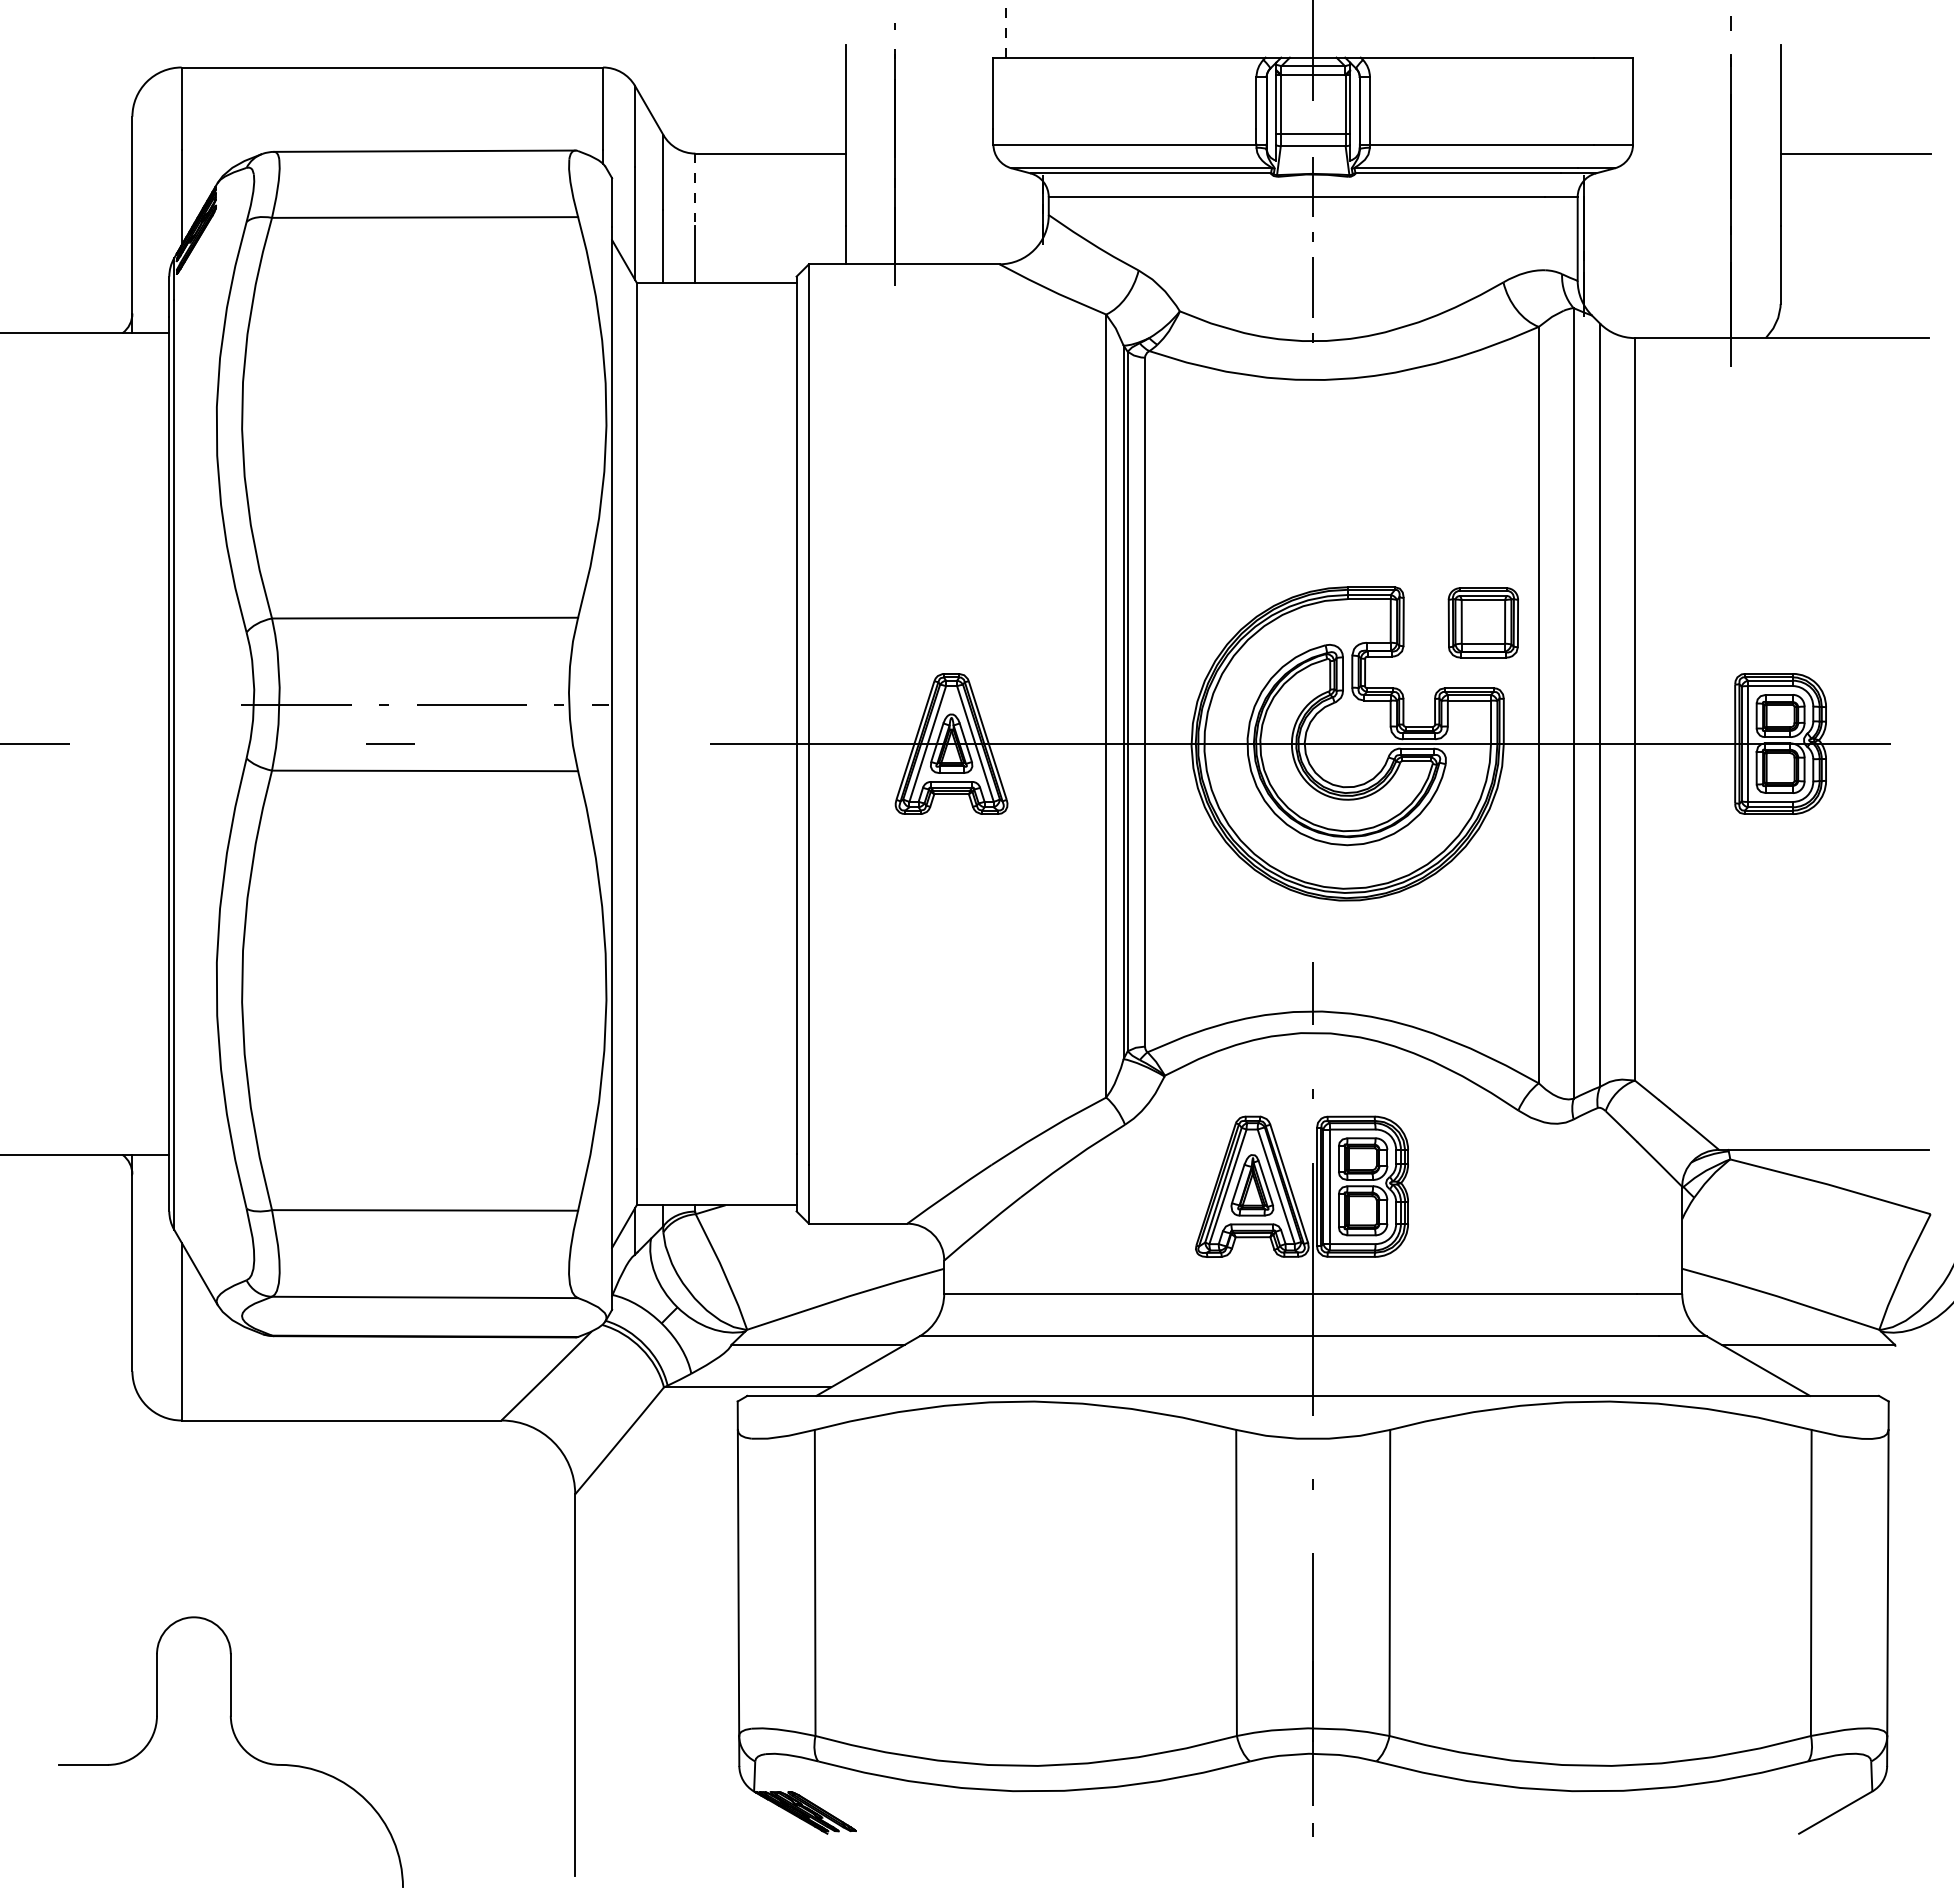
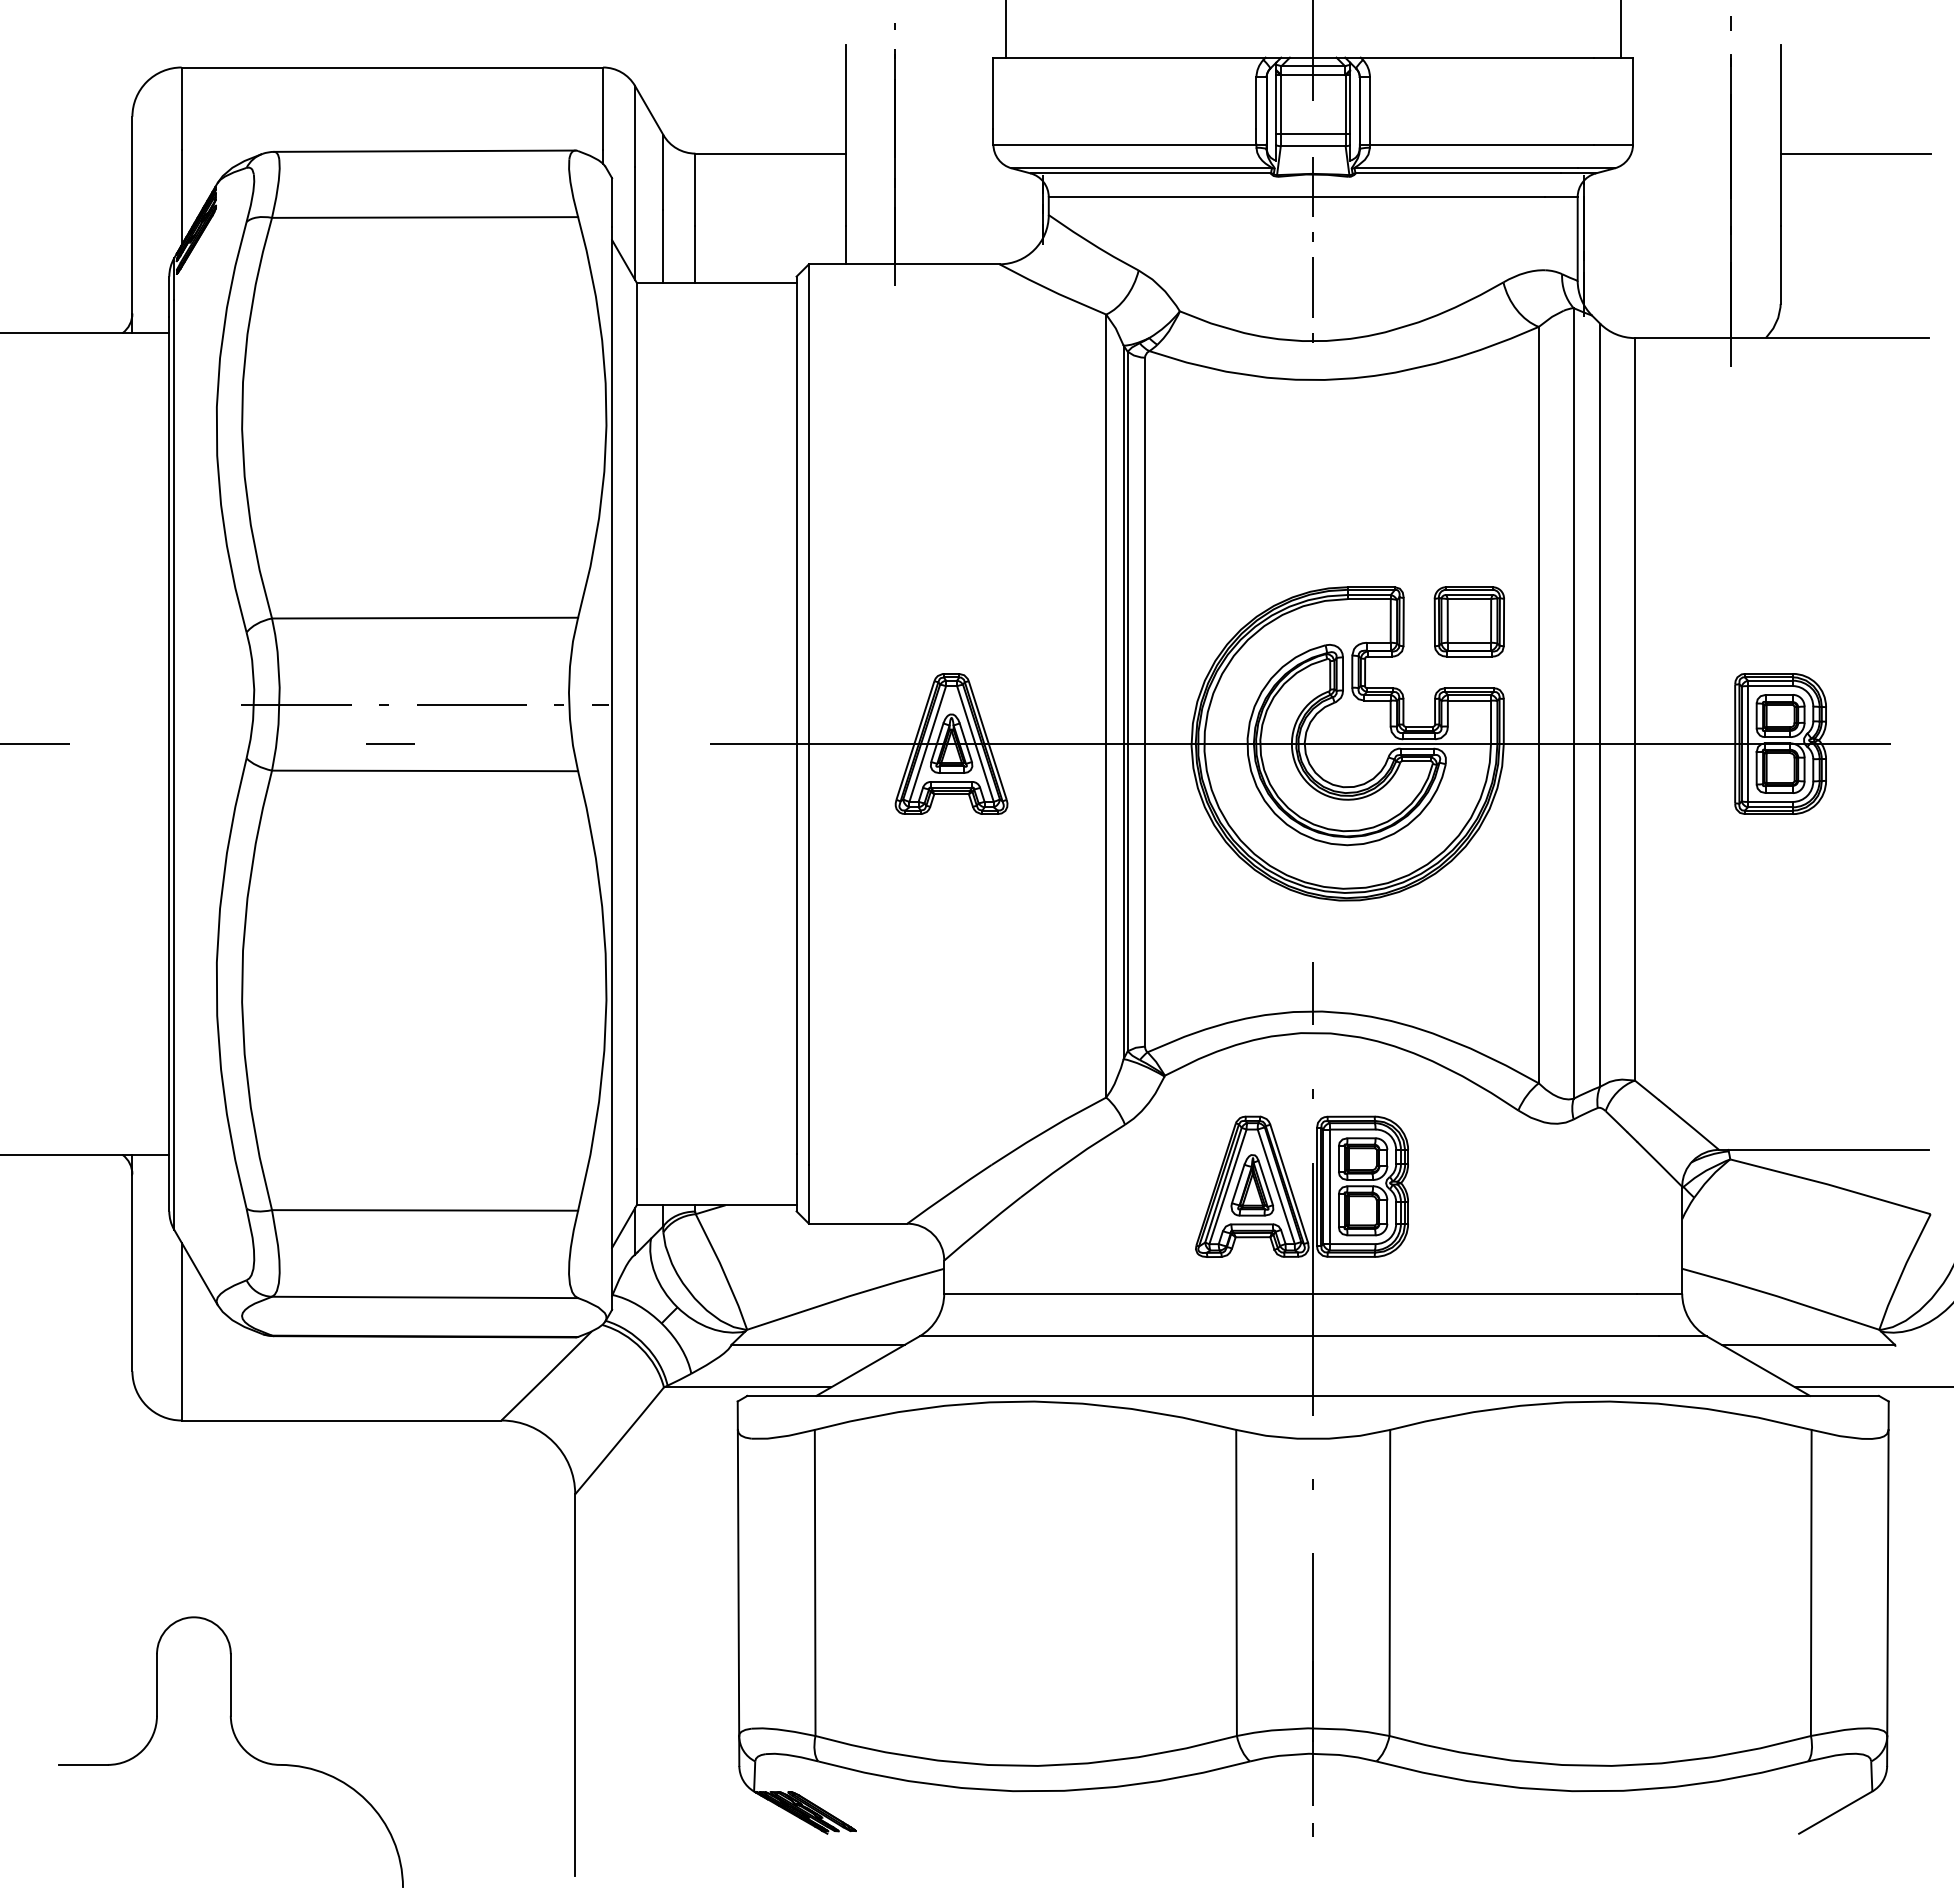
line: dashed -> solid (1005, 28)
line: none -> present (1620, 29)
line: dashed -> solid (695, 190)
part position: (1482, 622) -> (1468, 621) (1468, 621)
line: none -> present (1872, 1387)
